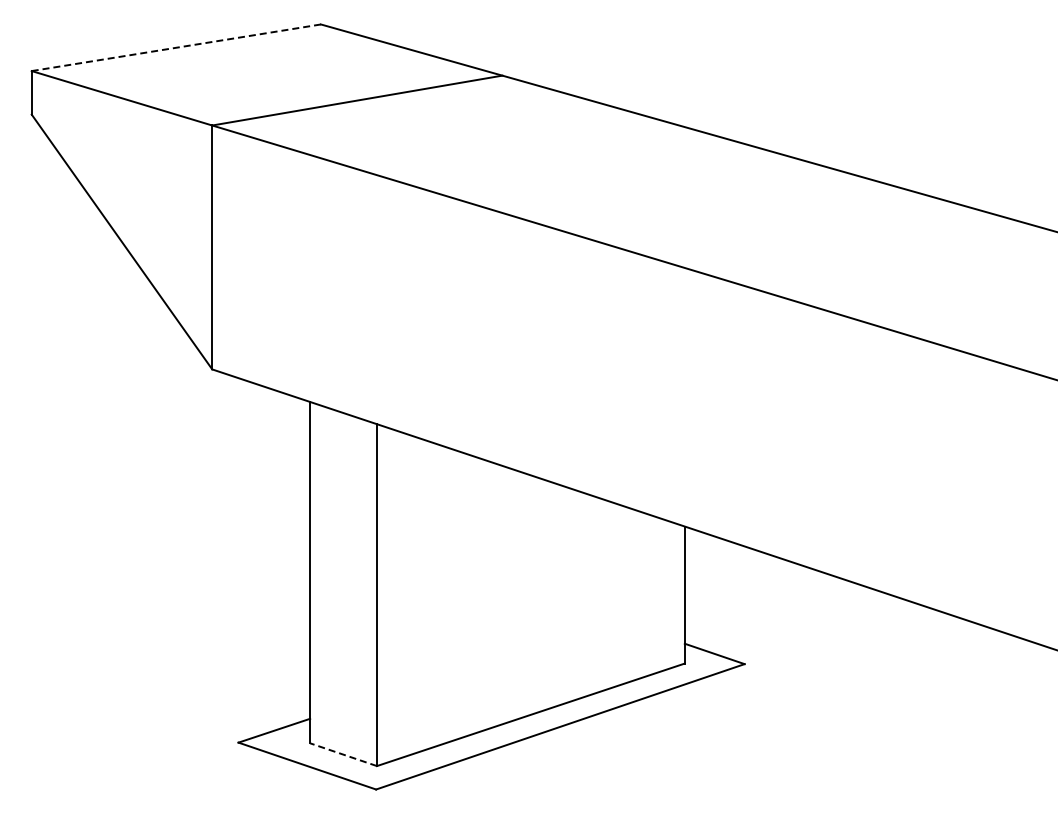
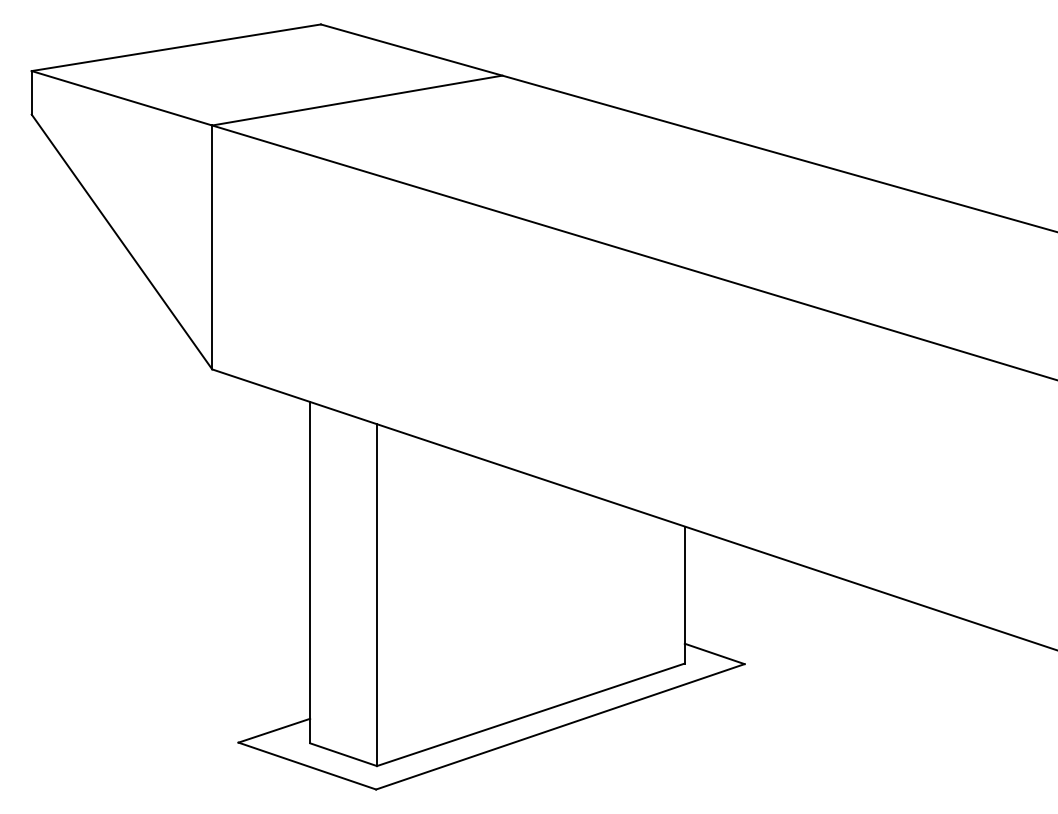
line: dashed -> solid (175, 47)
line: dashed -> solid (343, 754)
